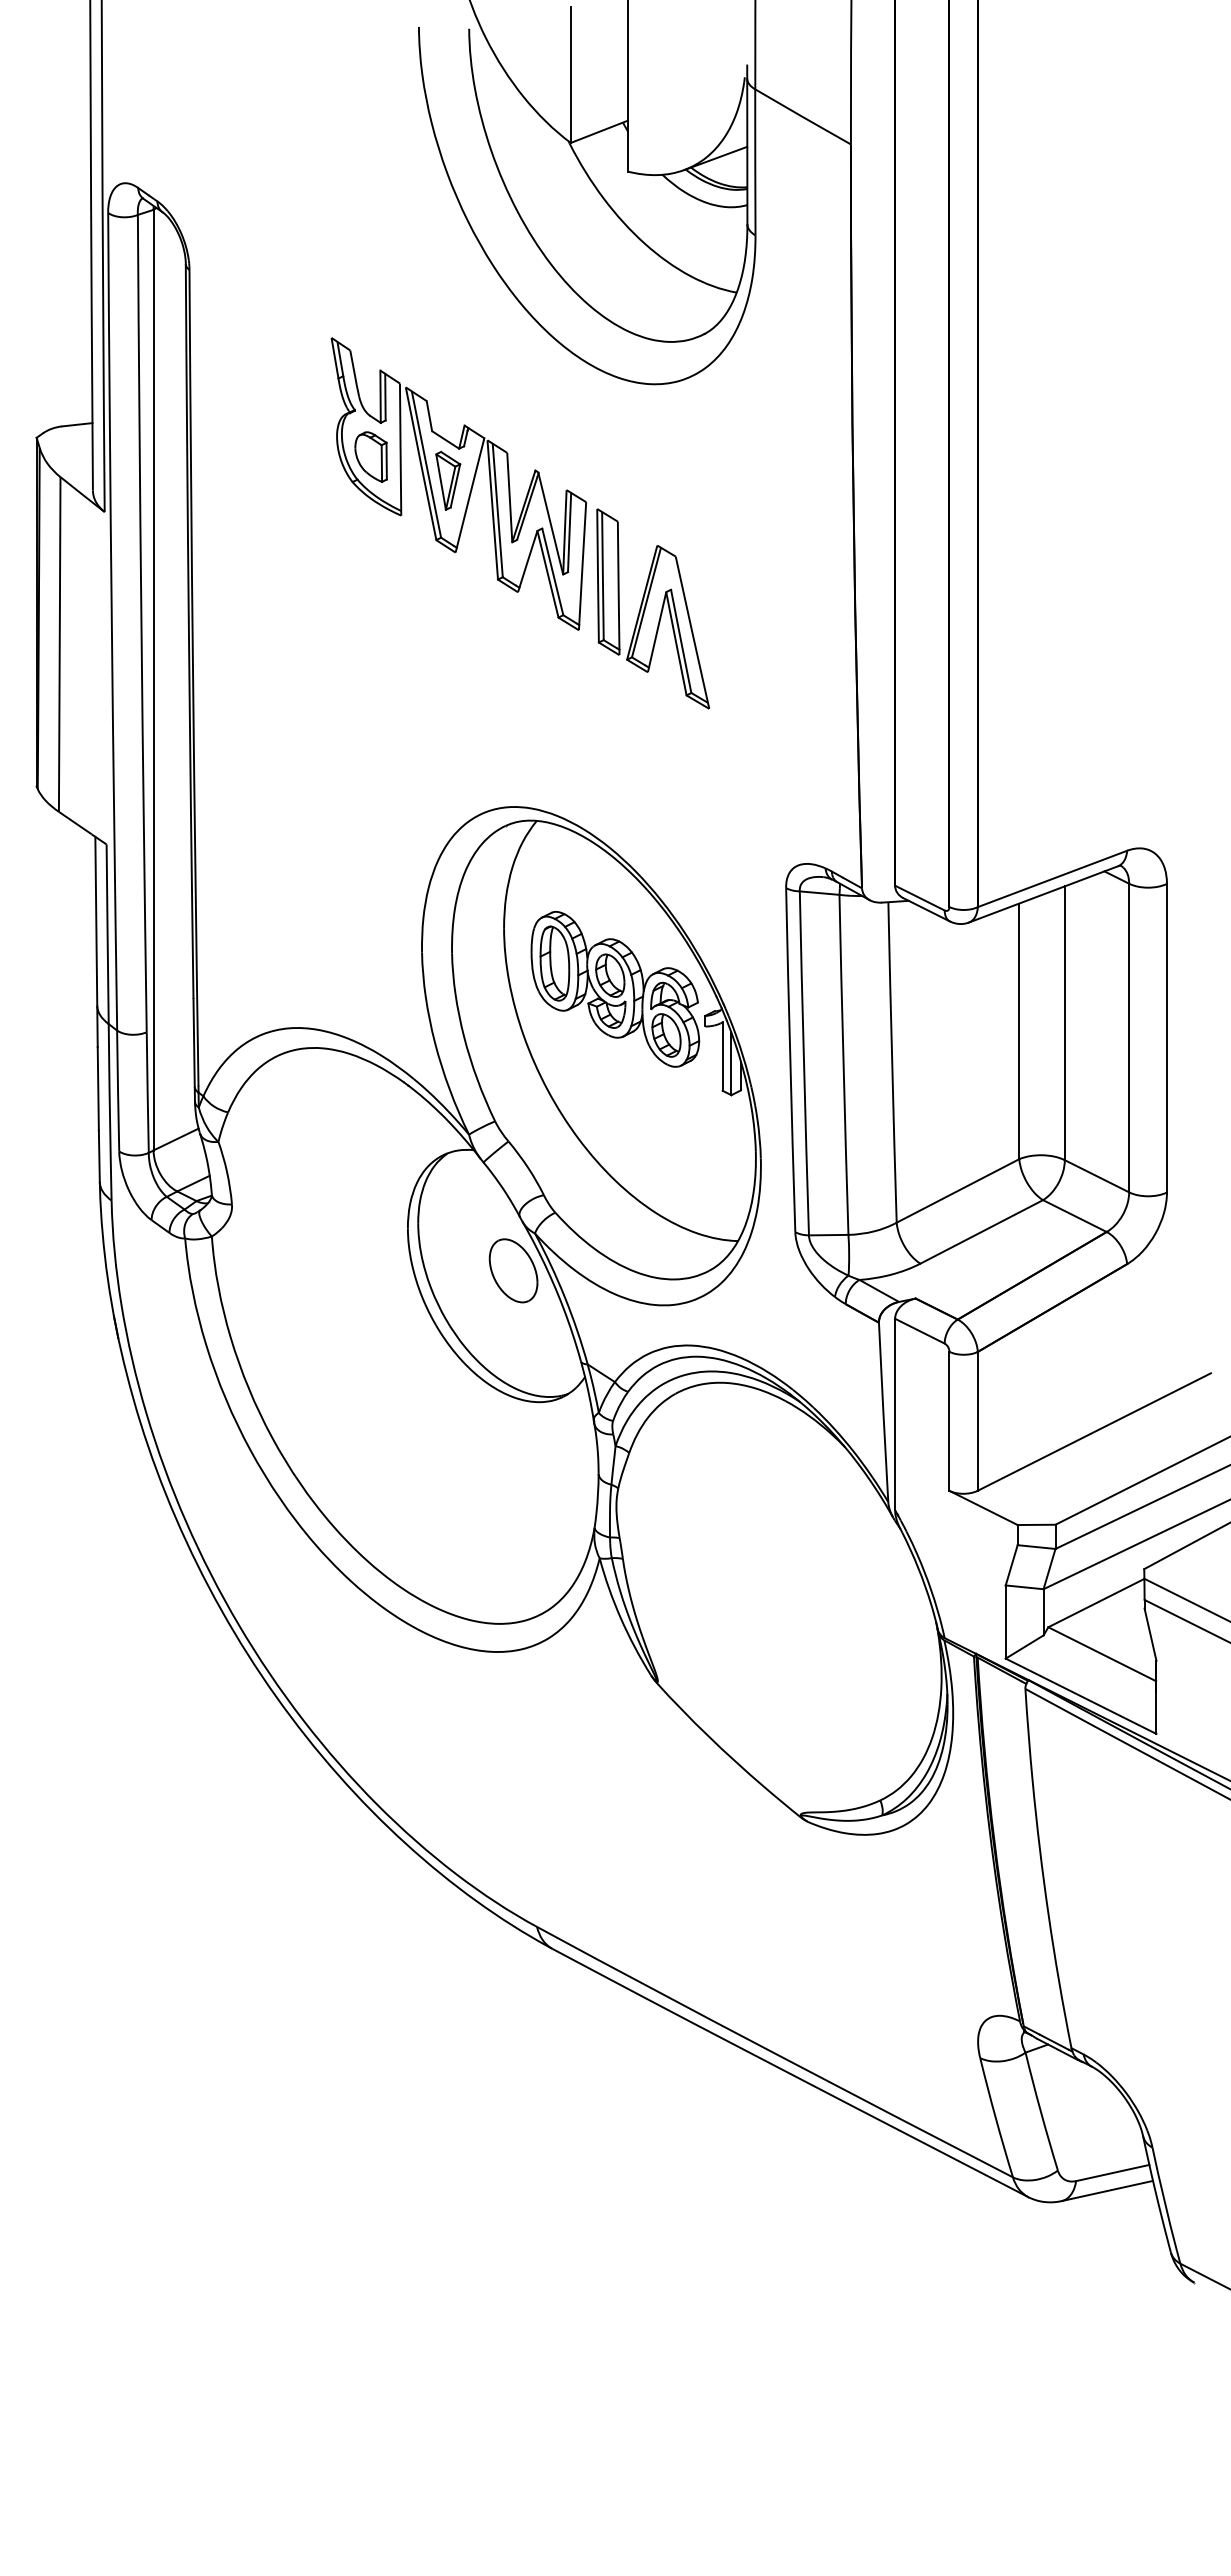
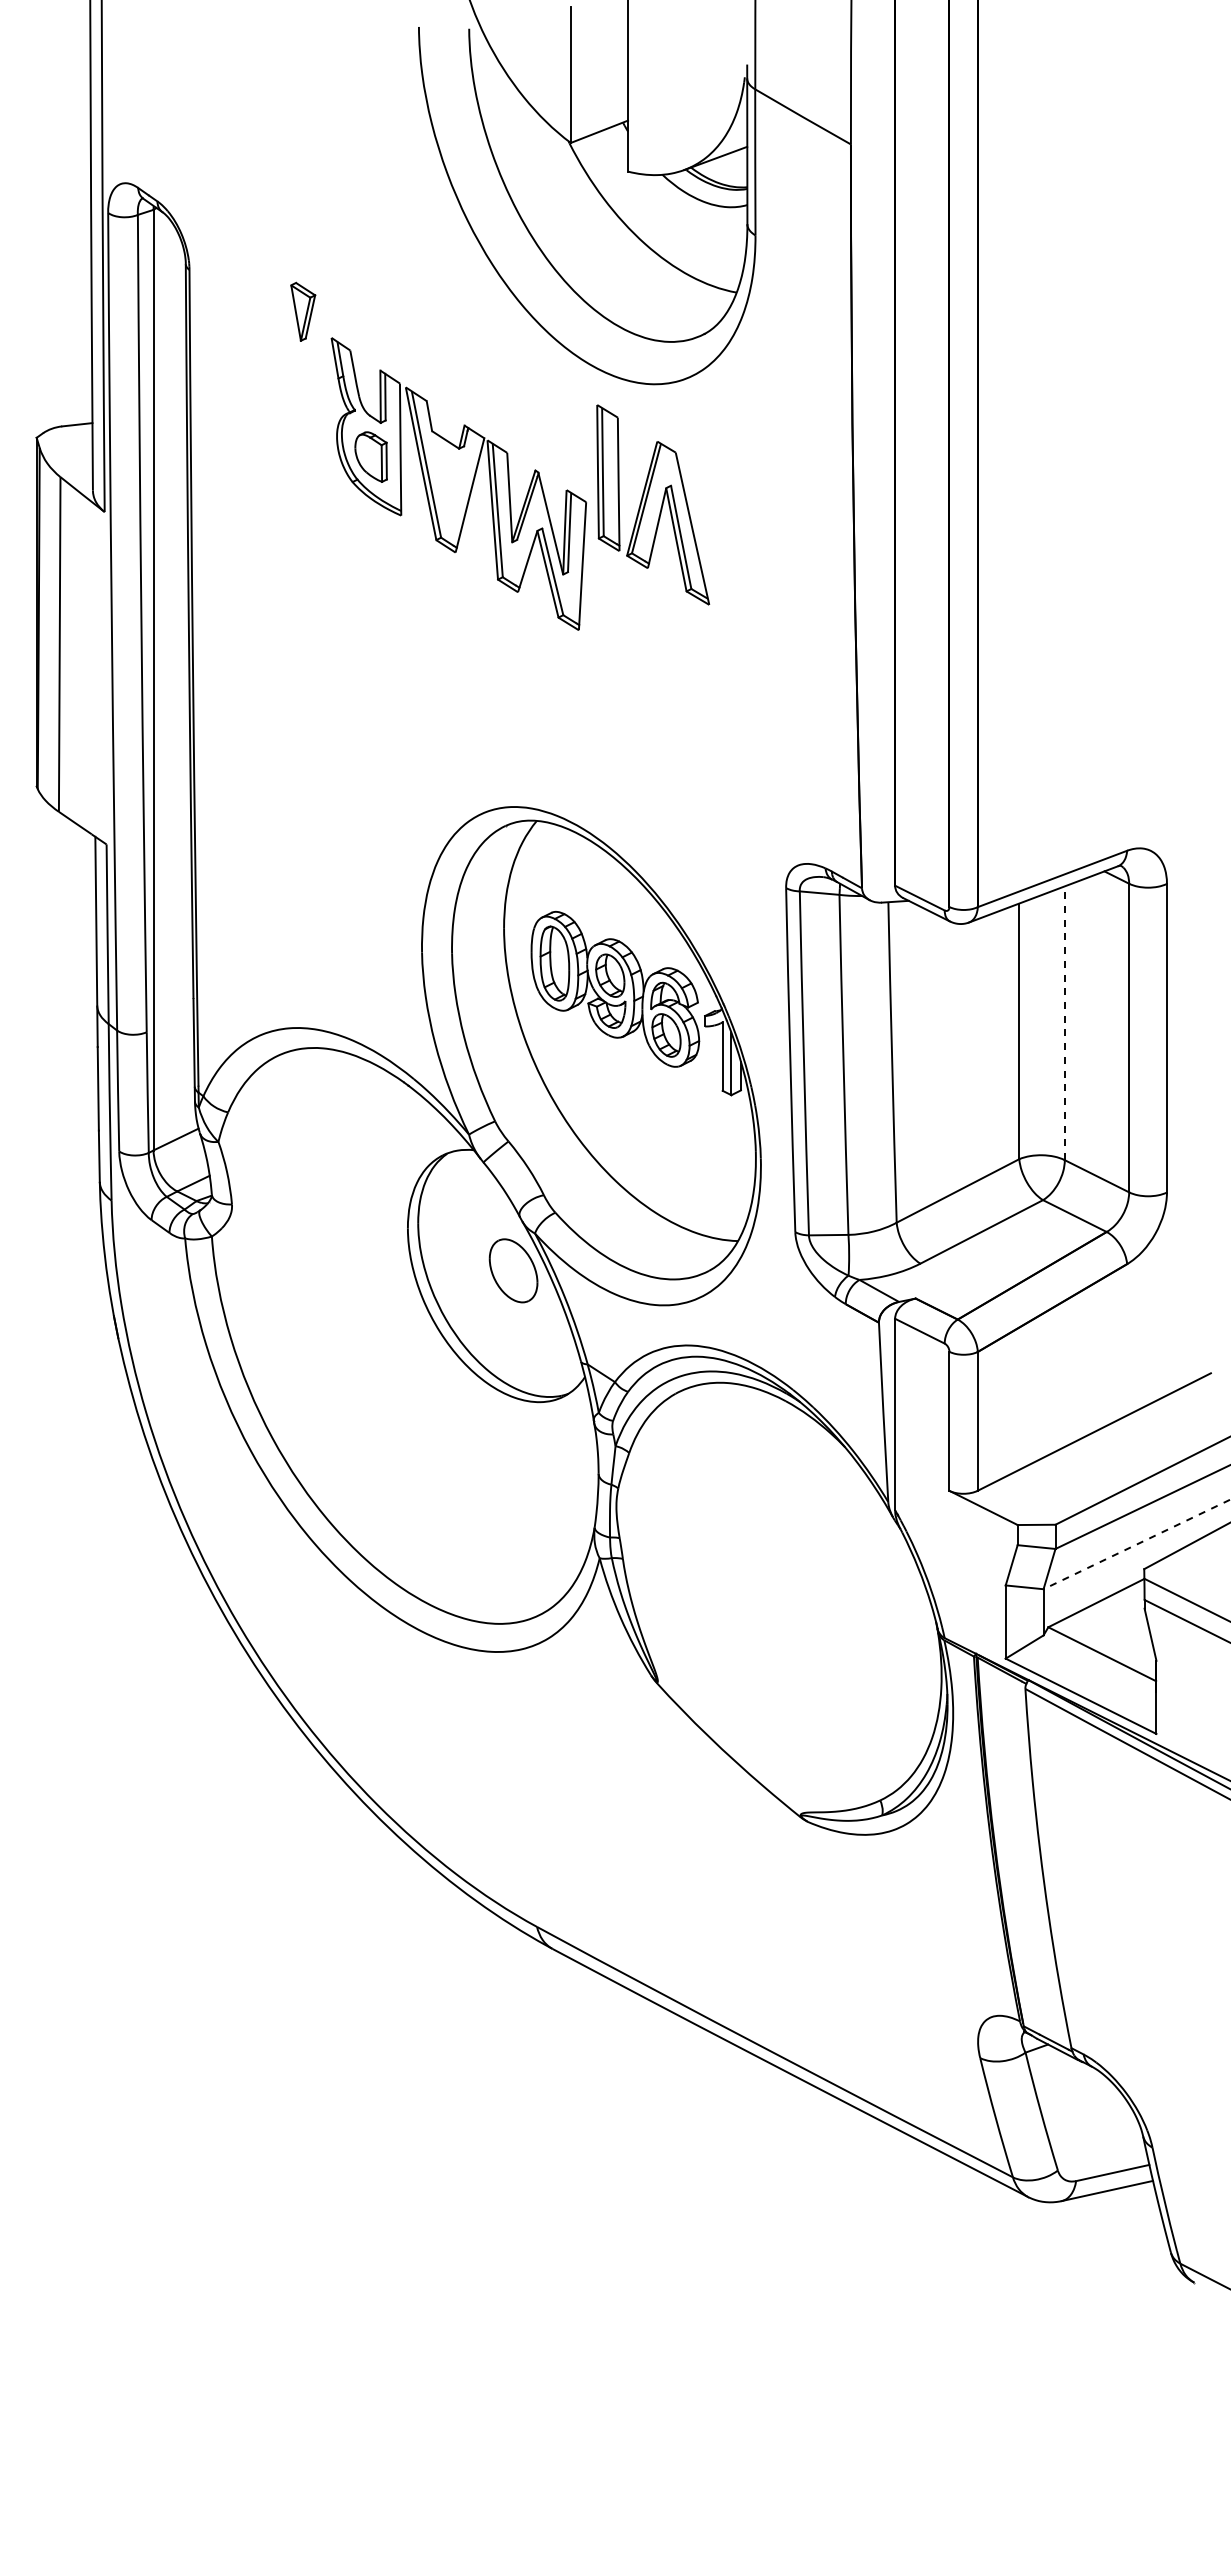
part position: (448, 480) -> (303, 311) (303, 311)
part position: (653, 608) -> (653, 504) (653, 504)
line: solid -> dashed (1064, 1023)
line: solid -> dashed (1136, 1544)
